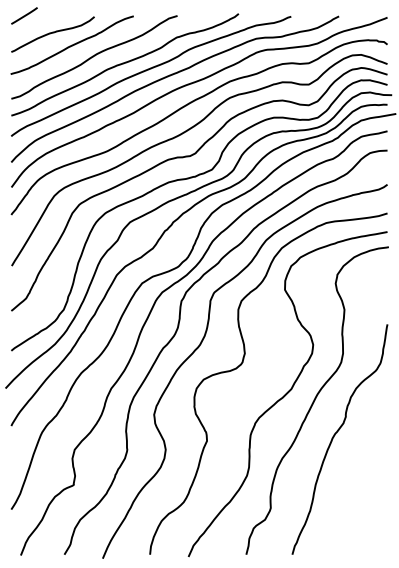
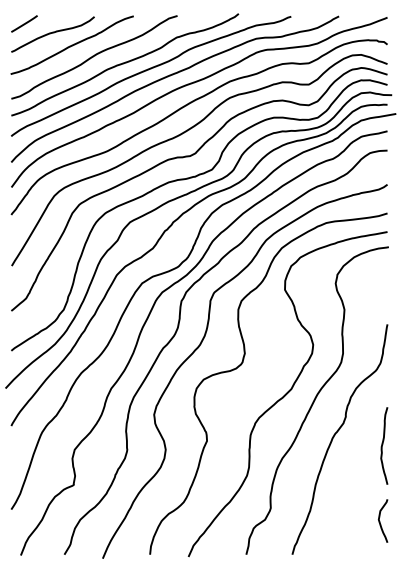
line position: (24, 15) -> (24, 23) (24, 23)
curve: none -> present (383, 444)
curve: none -> present (380, 521)
